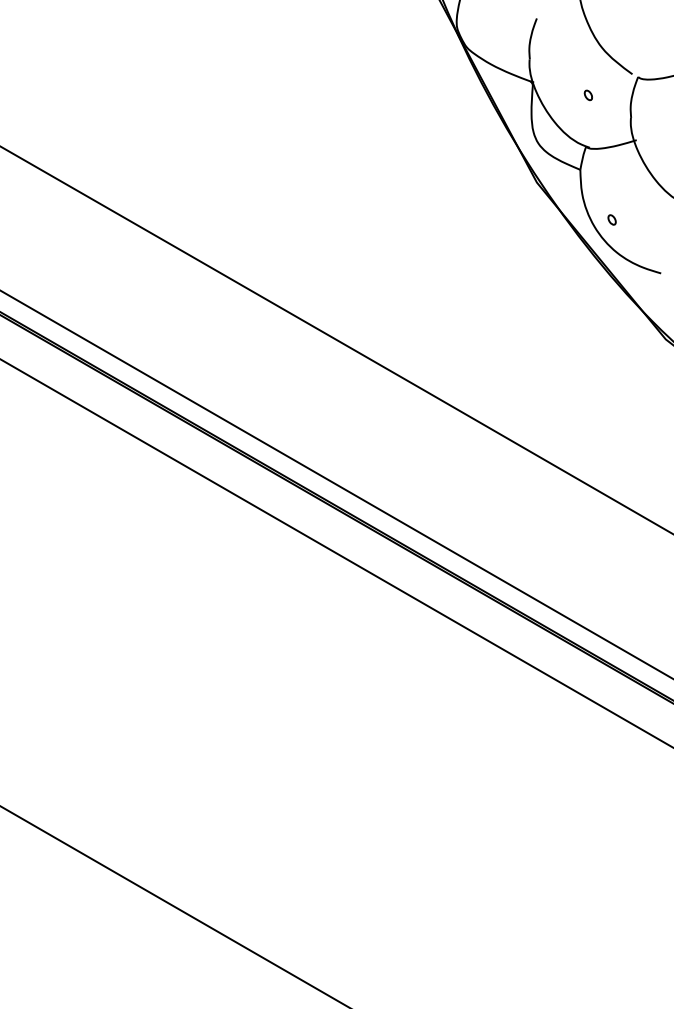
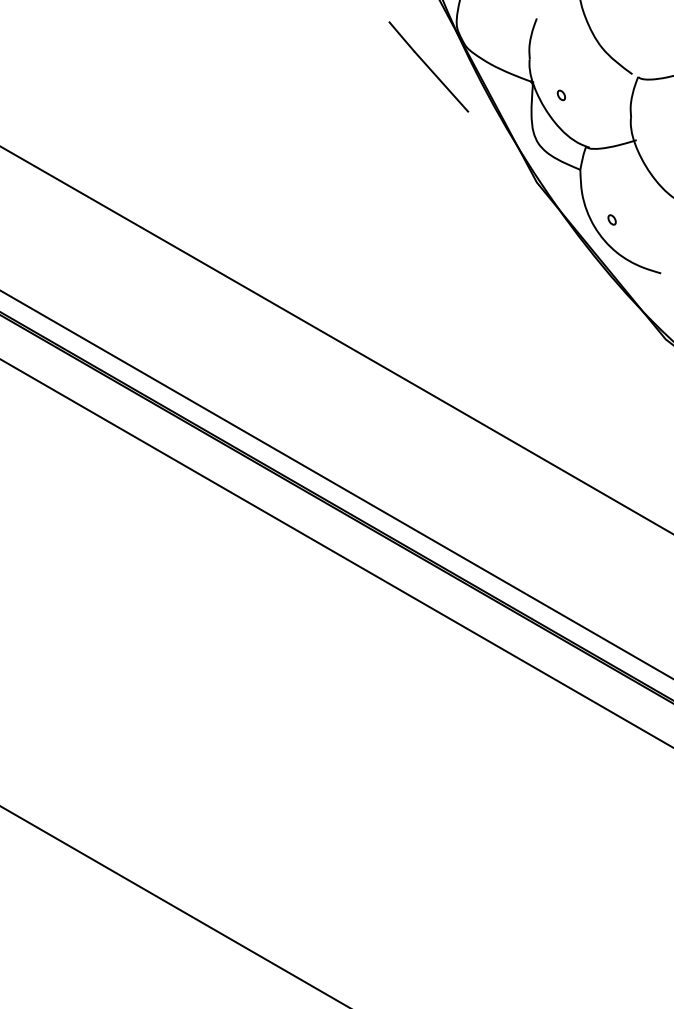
line: none -> present (428, 66)
part position: (587, 95) -> (560, 95) (560, 95)
